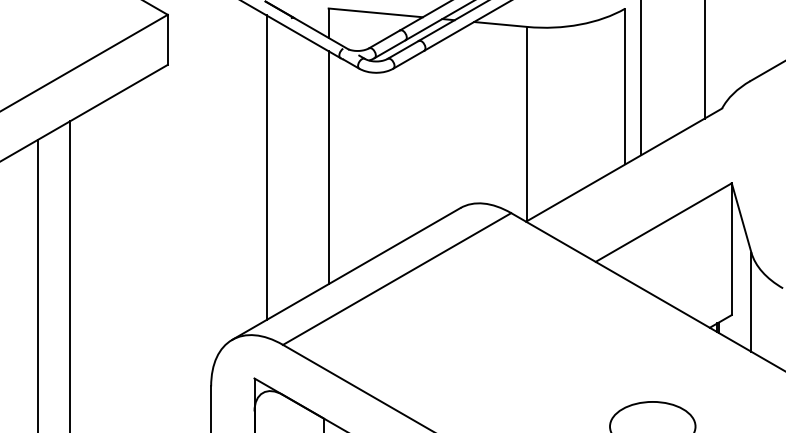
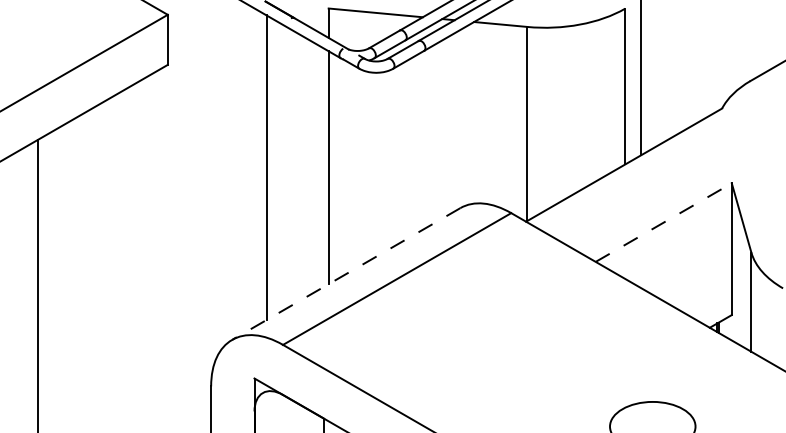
line: present -> none (704, 60)
line: solid -> dashed (663, 222)
line: solid -> dashed (346, 274)
line: present -> none (69, 275)
